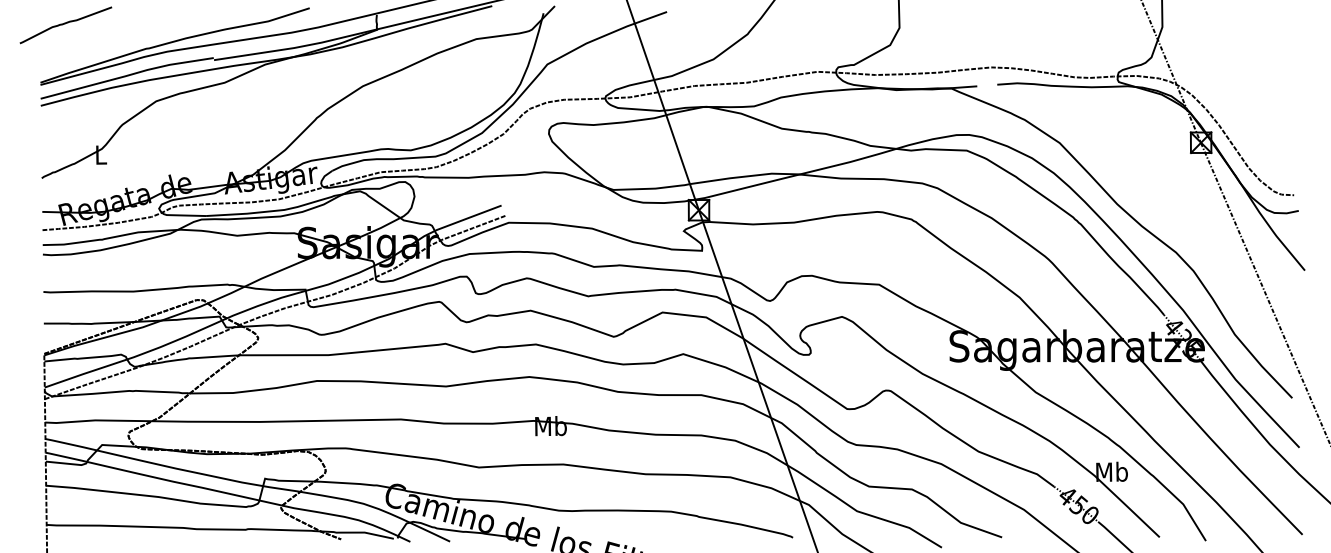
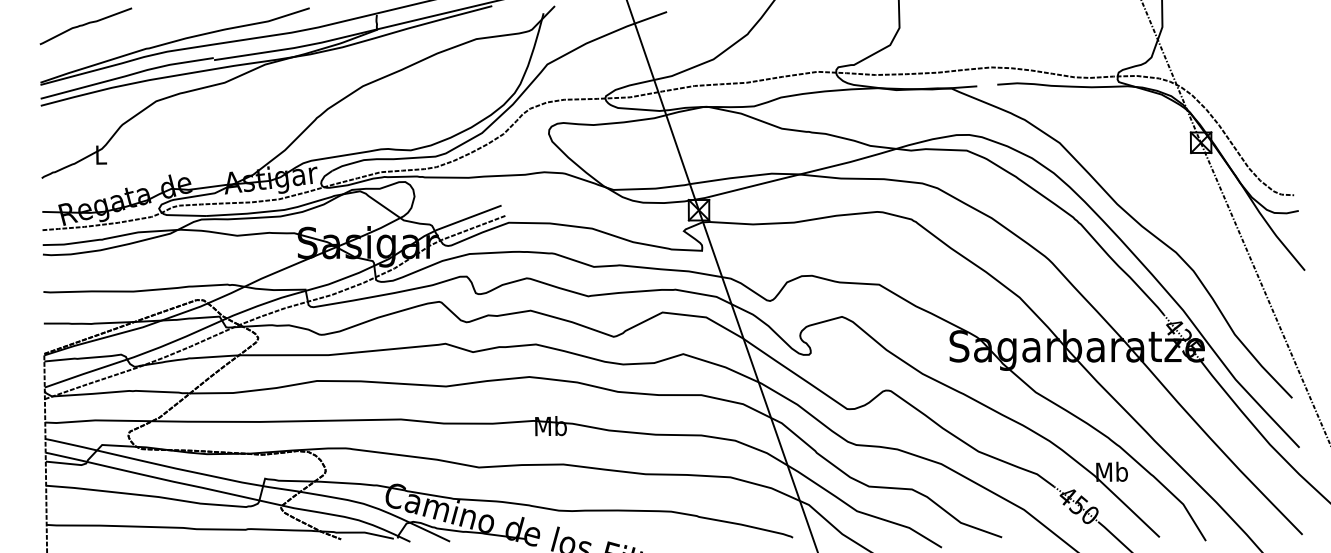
curve position: (65, 24) -> (85, 25) (85, 25)
